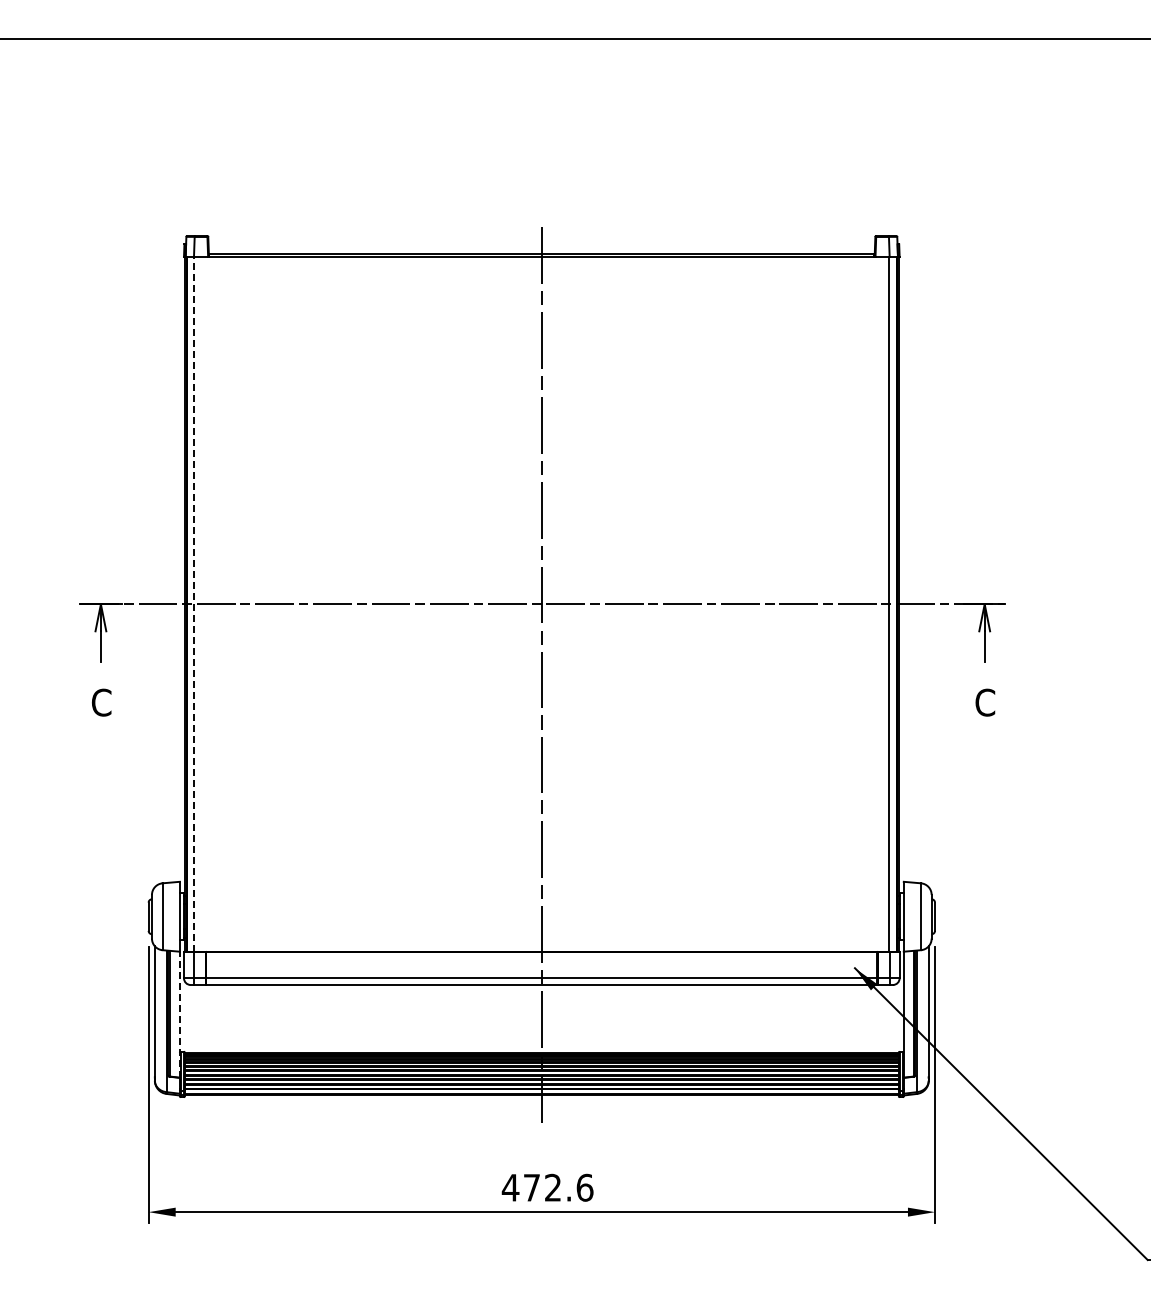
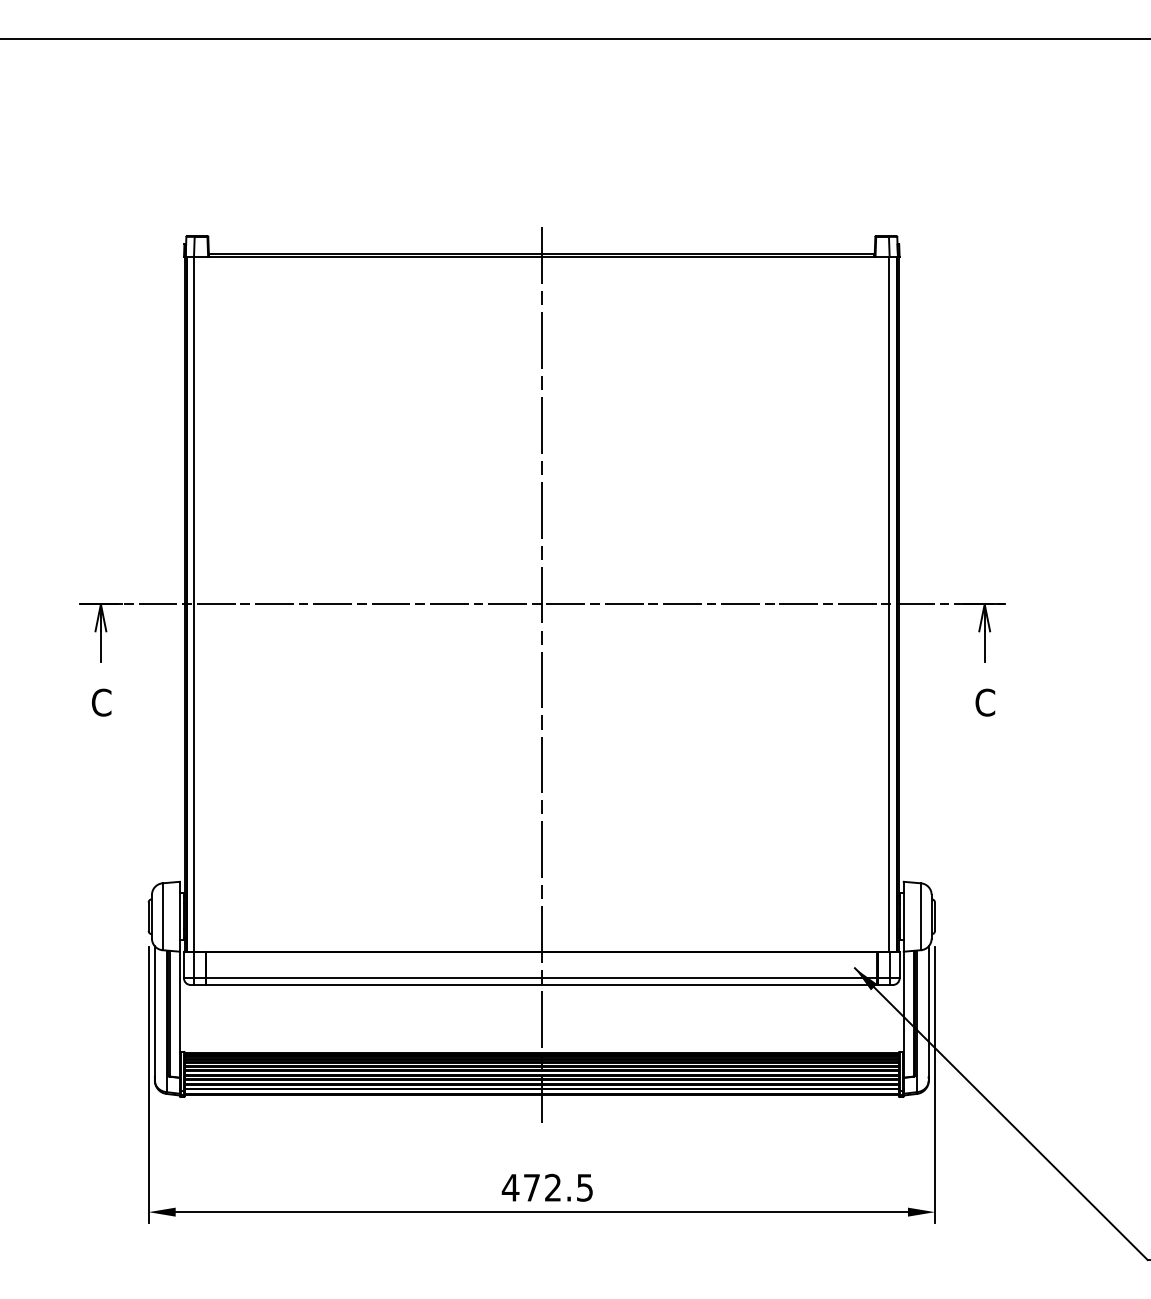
line: dashed -> solid (194, 603)
line: dashed -> solid (179, 1014)
text: 472.6 -> 472.5 (584, 1187)
